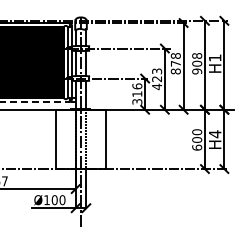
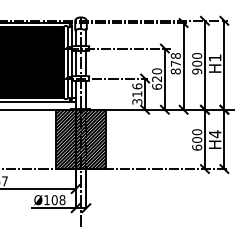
text: 908 -> 900 (196, 55)
text: 423 -> 620 (157, 79)
line: dashed -> solid (34, 102)
hatch: none -> present (80, 139)
text: Ø100 -> Ø108 (62, 199)
